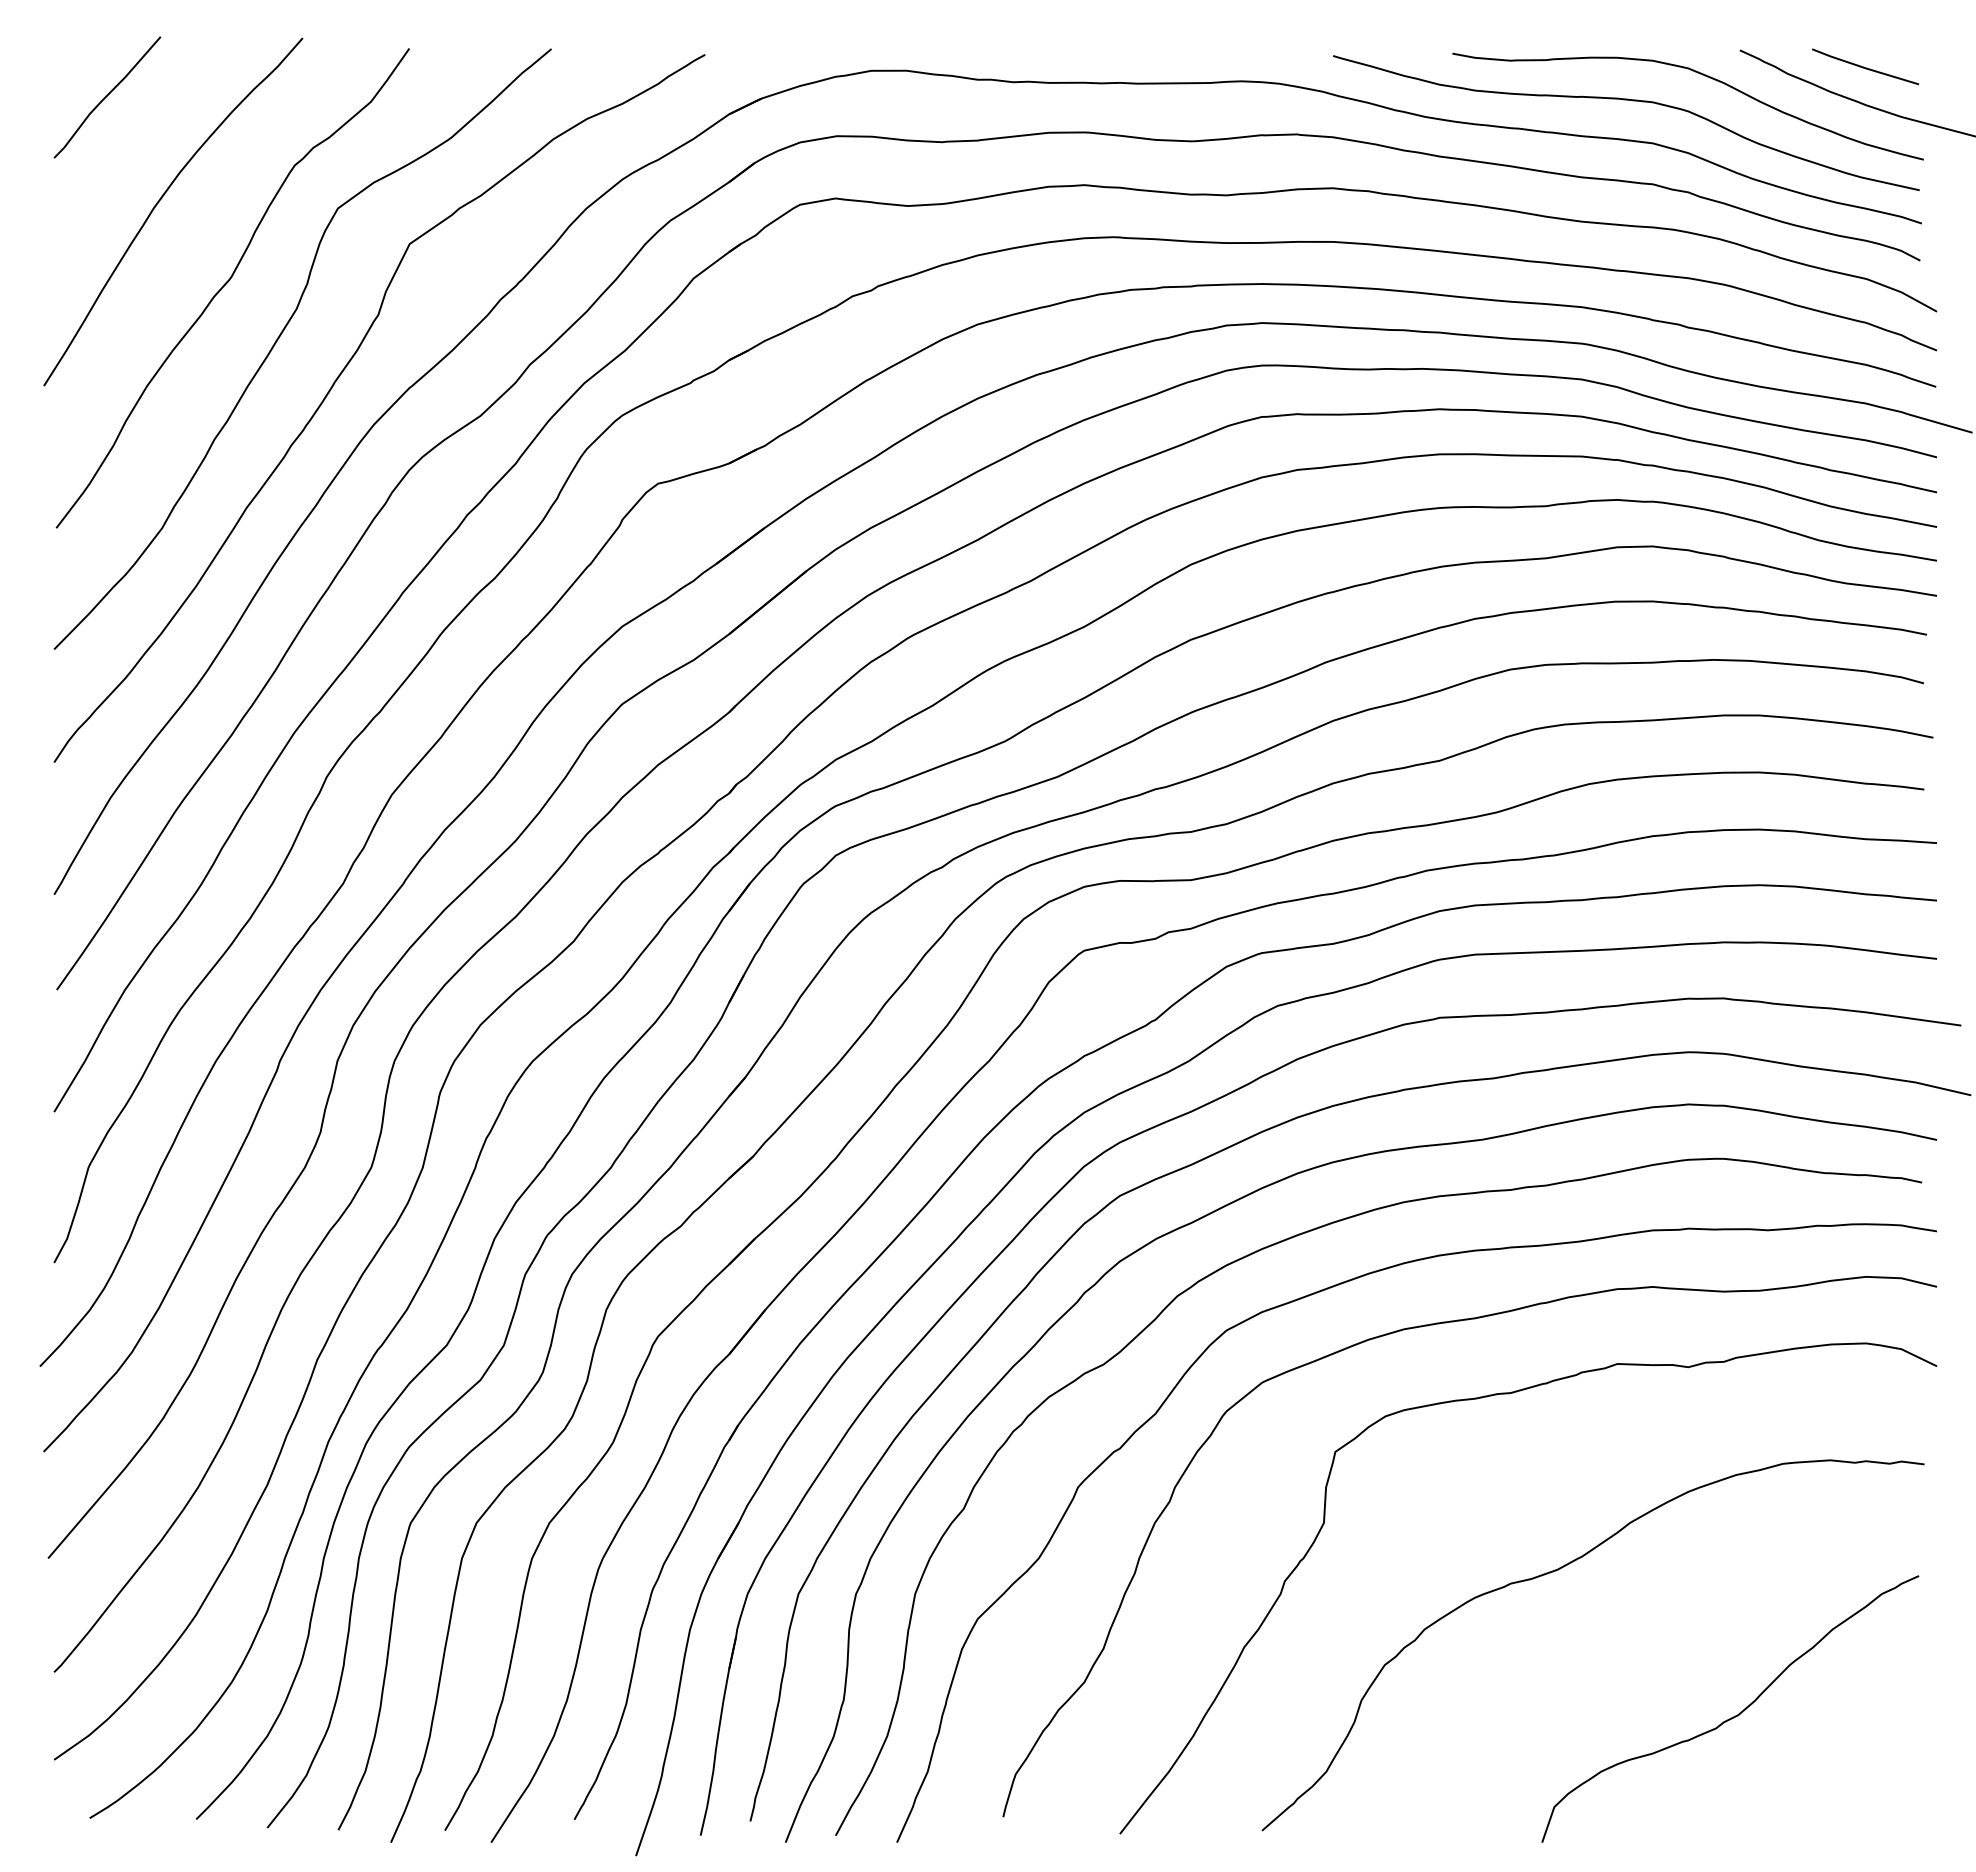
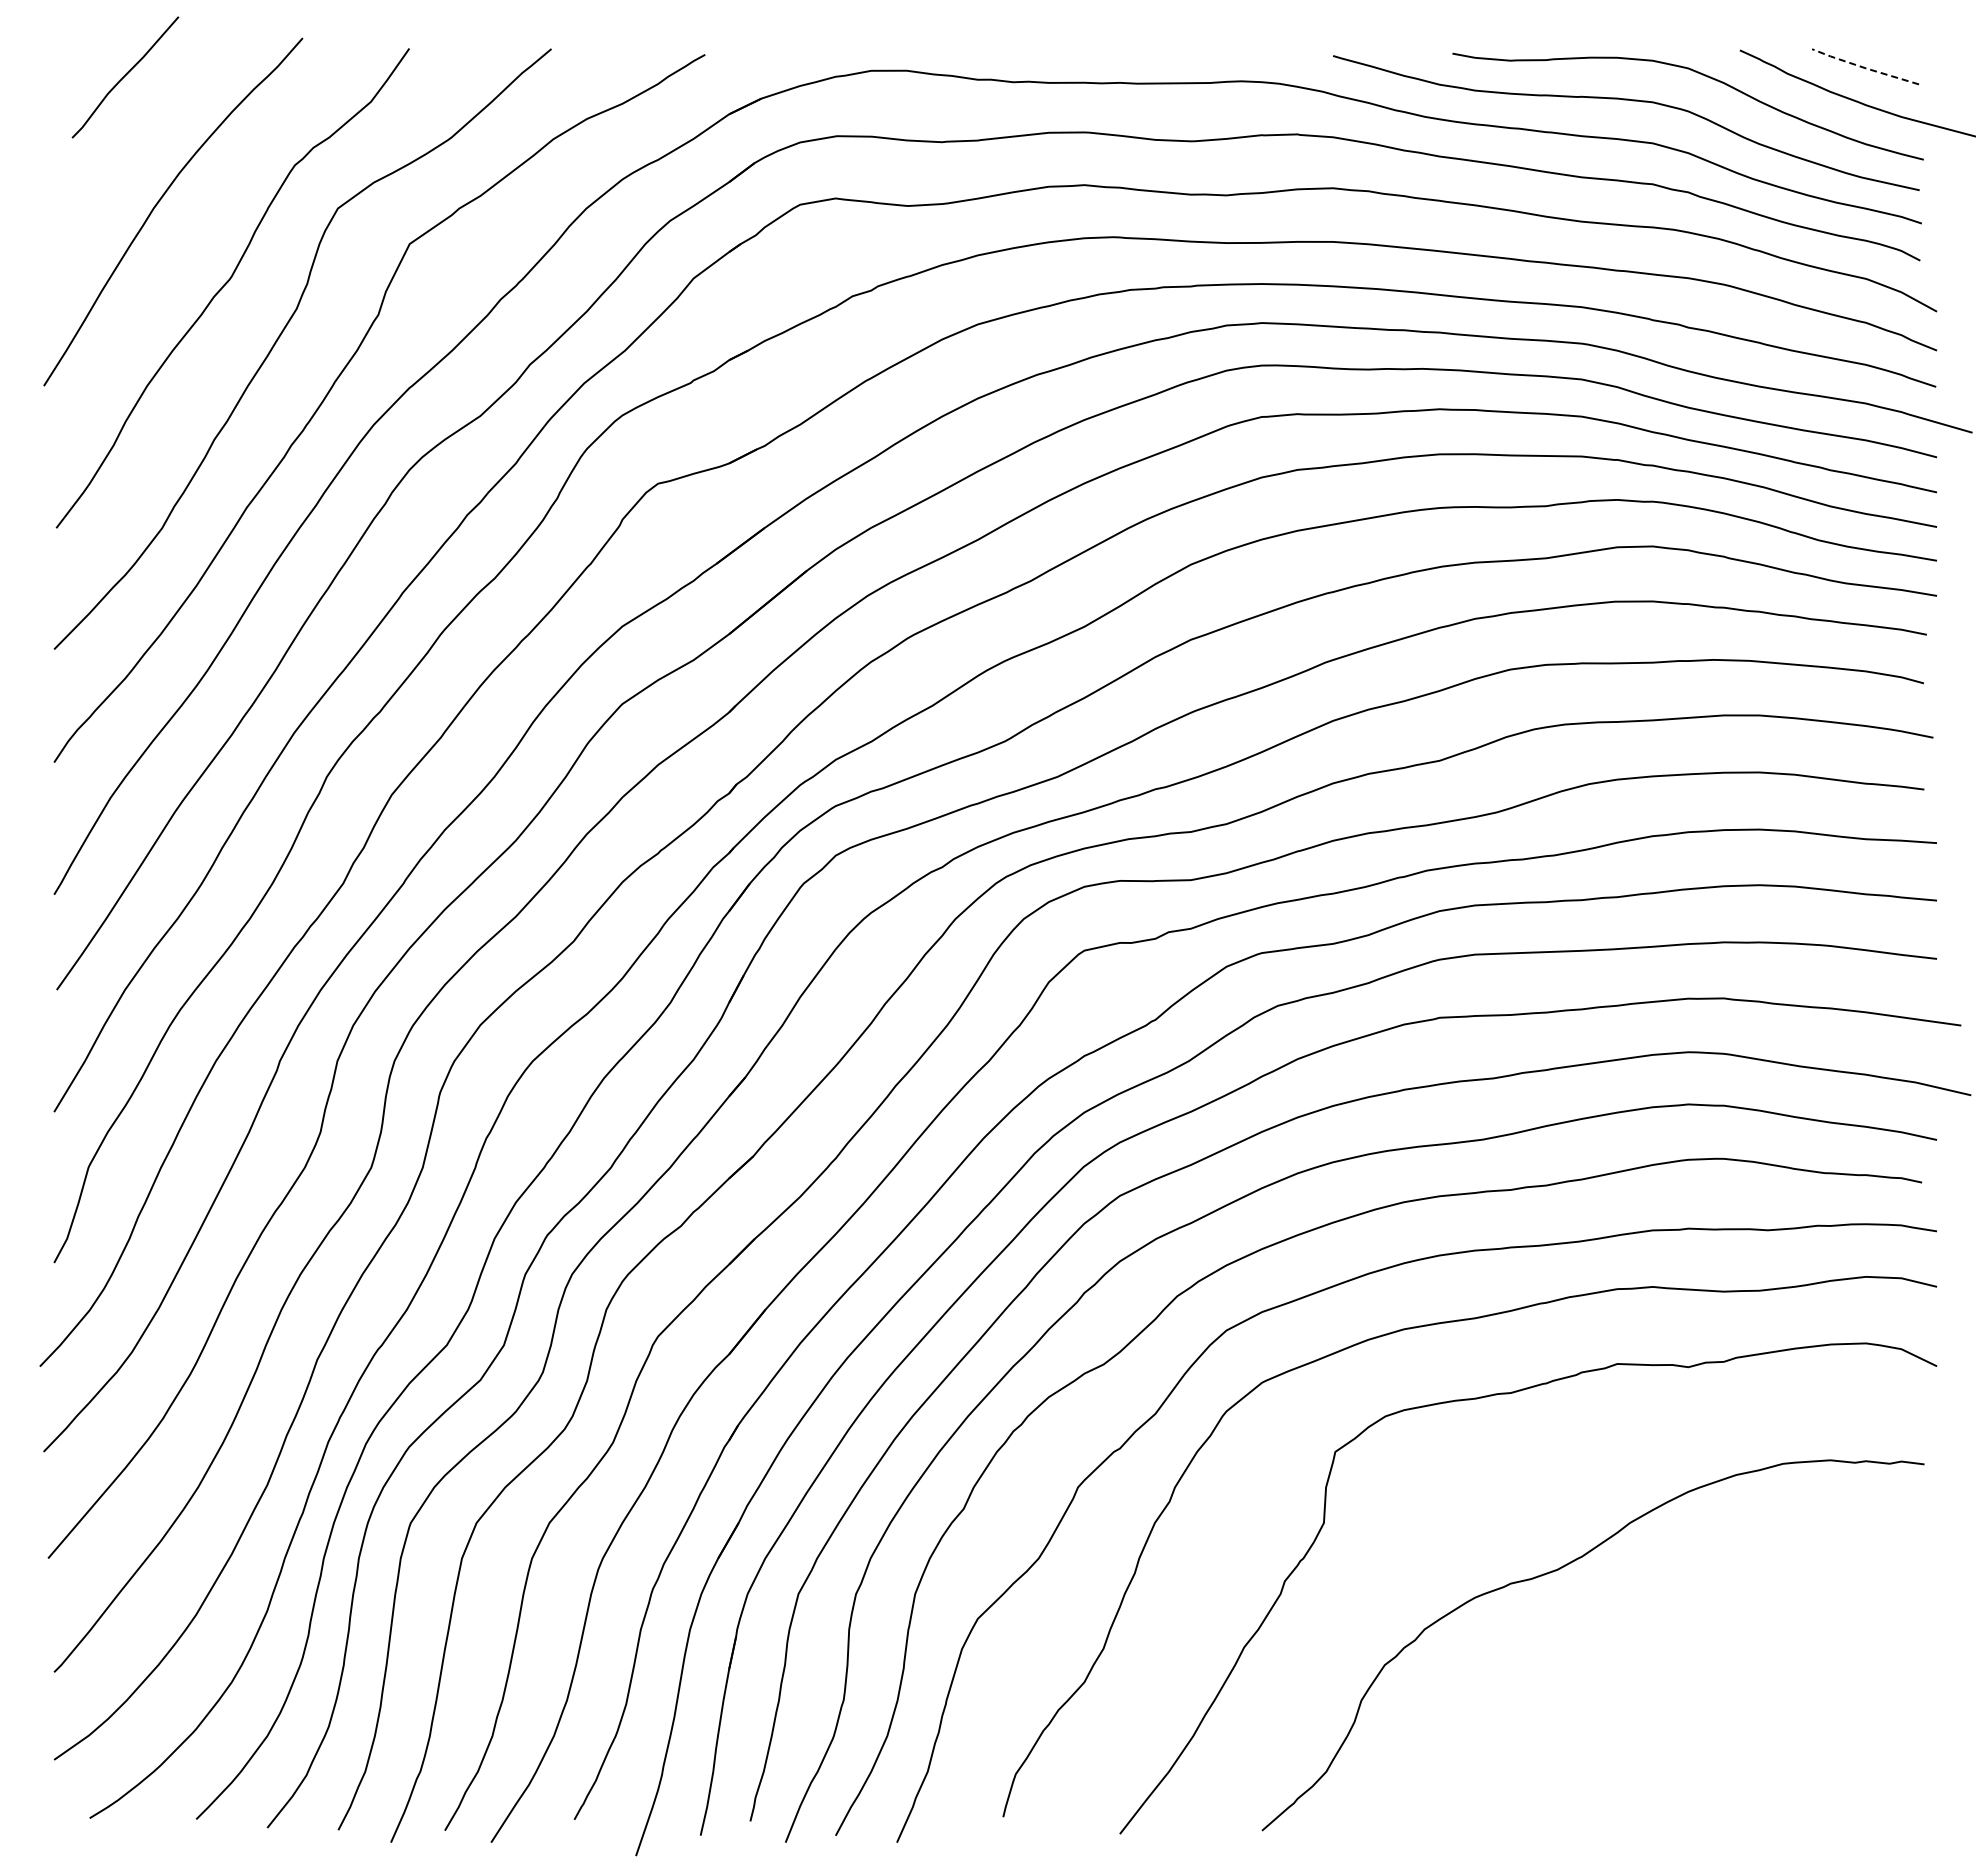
line: solid -> dashed (1865, 68)
curve position: (107, 96) -> (125, 76) (125, 76)
curve: present -> none (1733, 1716)
